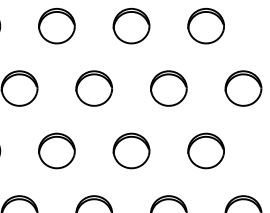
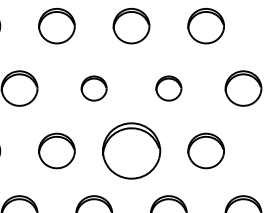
part size: 38x37 px -> 28x27 px (93, 88)
part size: 38x37 px -> 28x27 px (168, 88)
part size: 39x38 px -> 60x58 px (131, 150)
